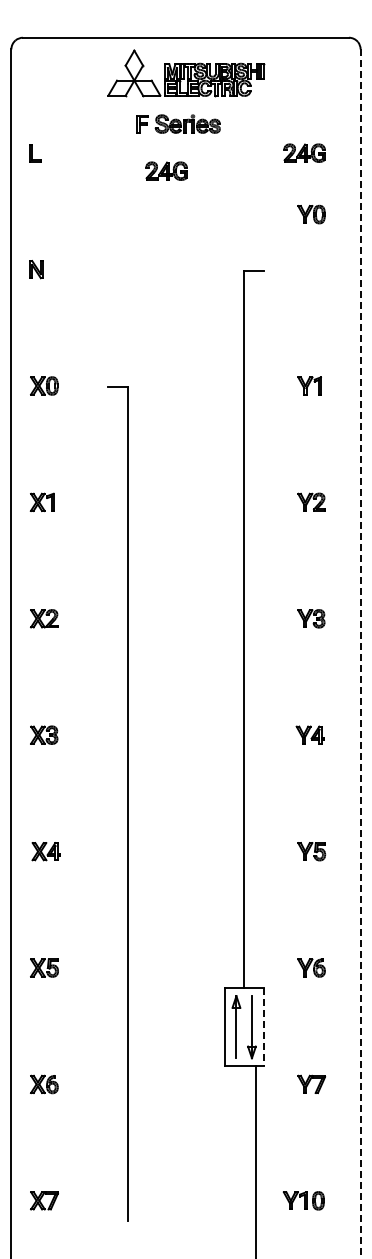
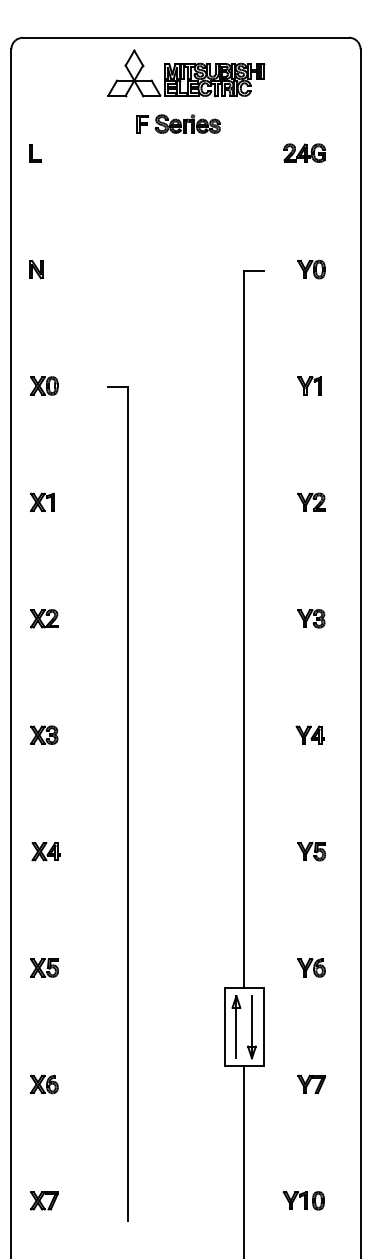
part: present -> none (166, 170)
part position: (311, 214) -> (311, 269) (311, 269)
line: dashed -> solid (360, 654)
line: dashed -> solid (263, 1027)
line position: (256, 1160) -> (244, 1160) (244, 1160)
